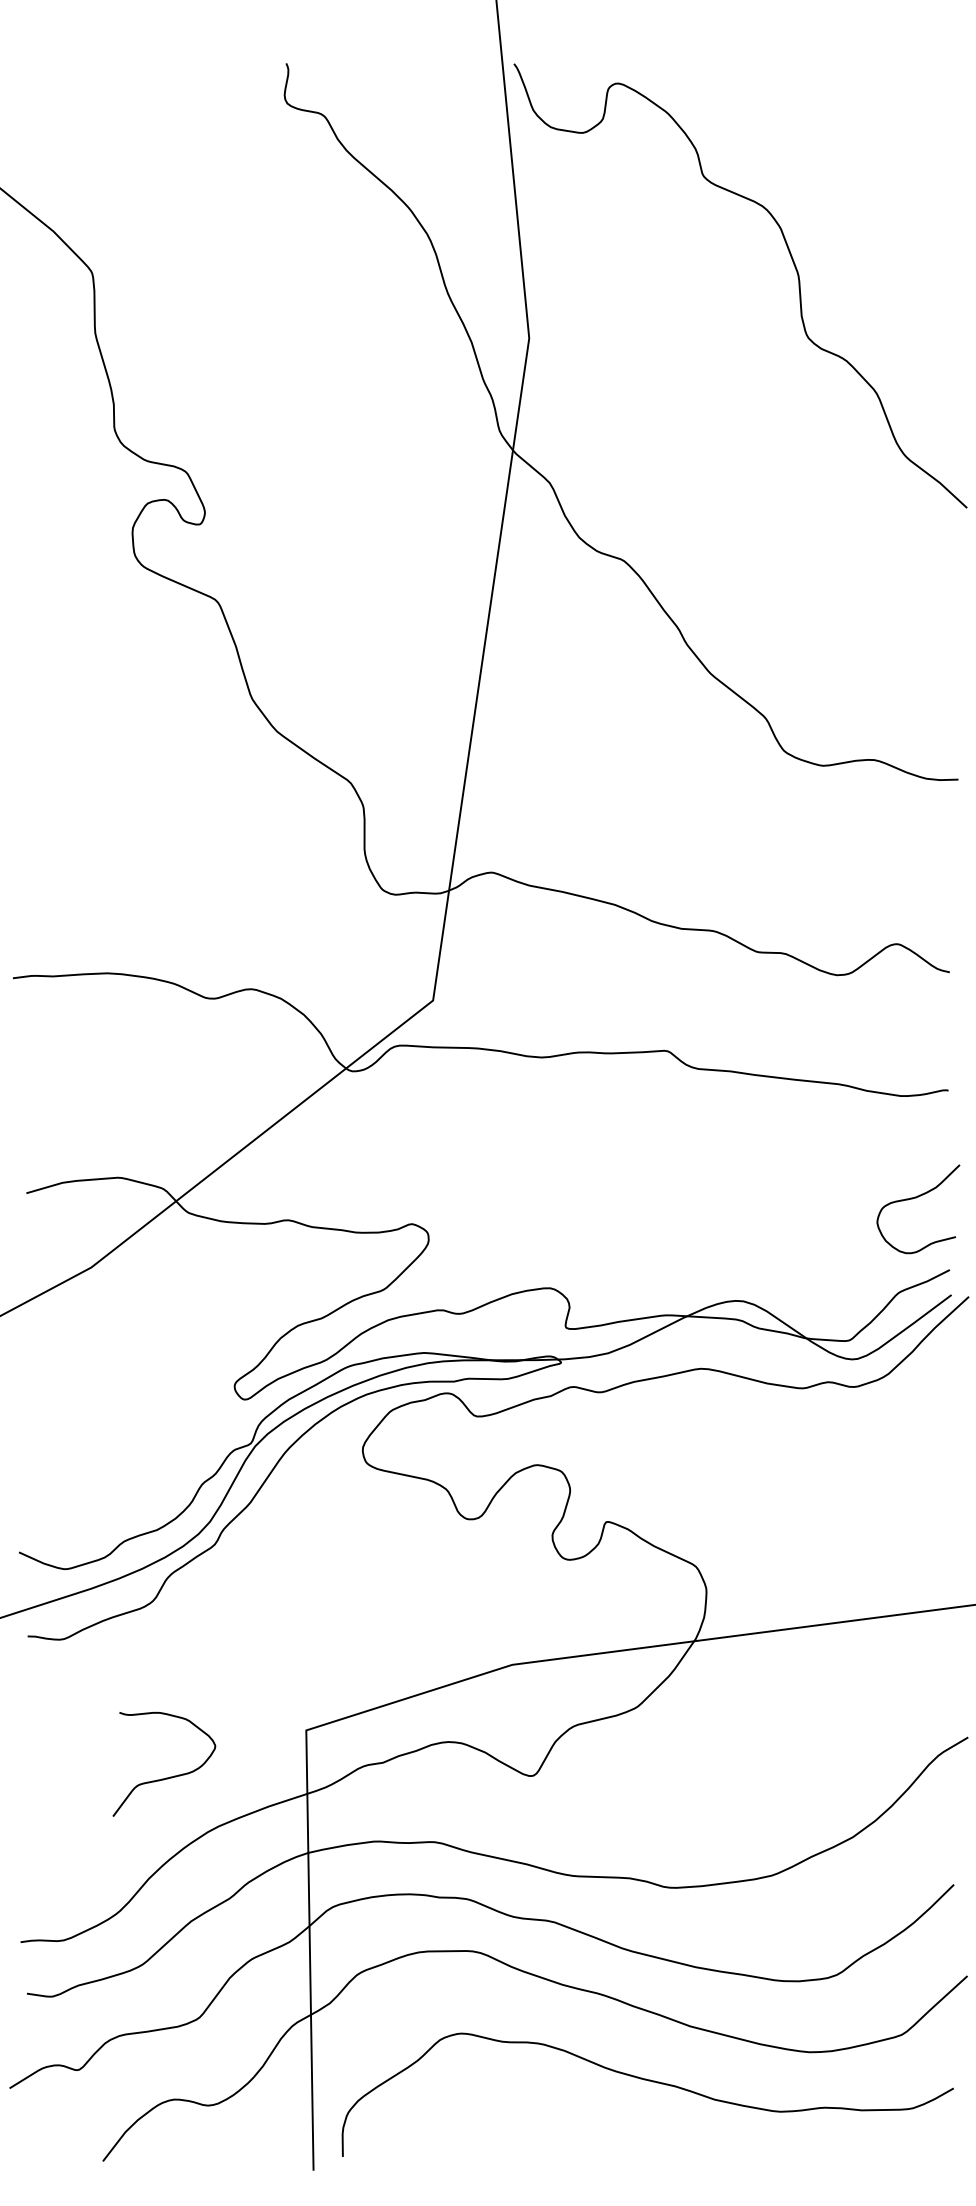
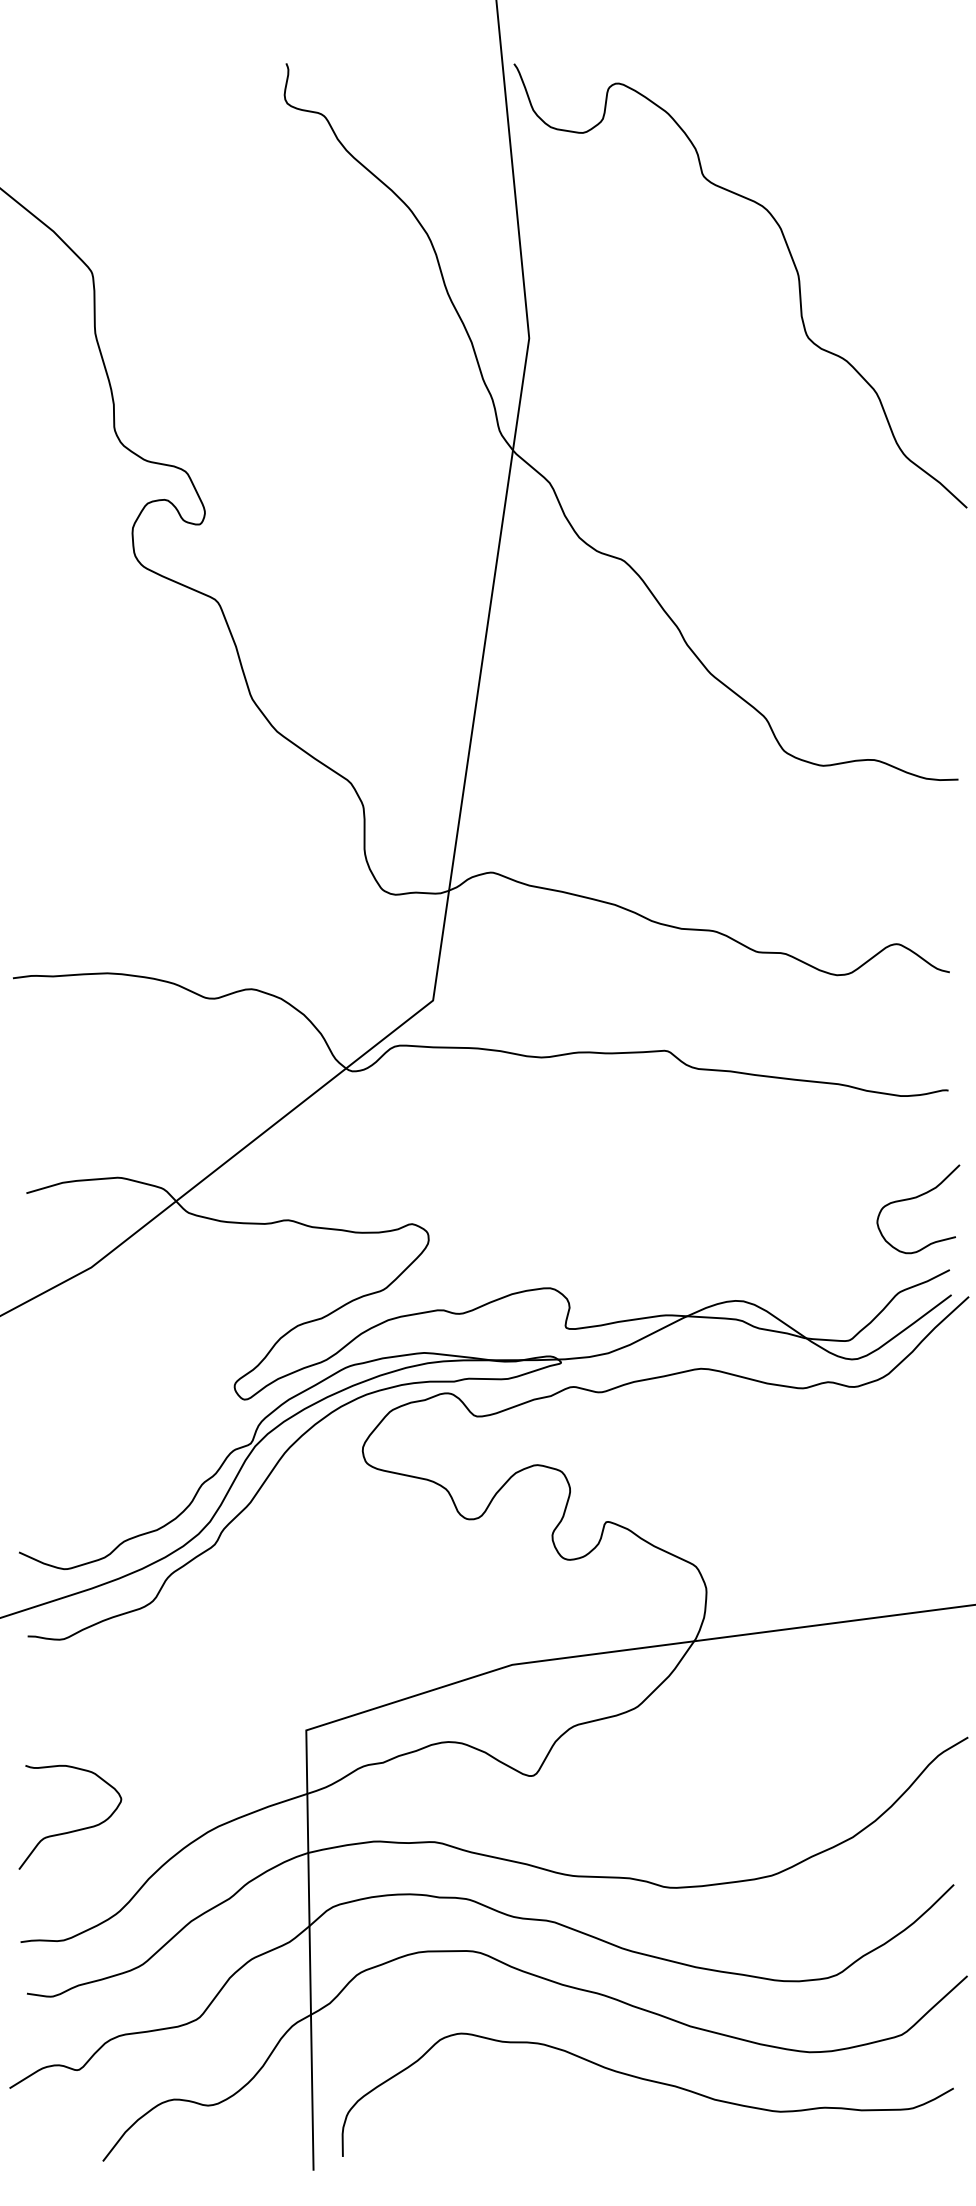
curve position: (166, 1777) -> (72, 1830) (72, 1830)
